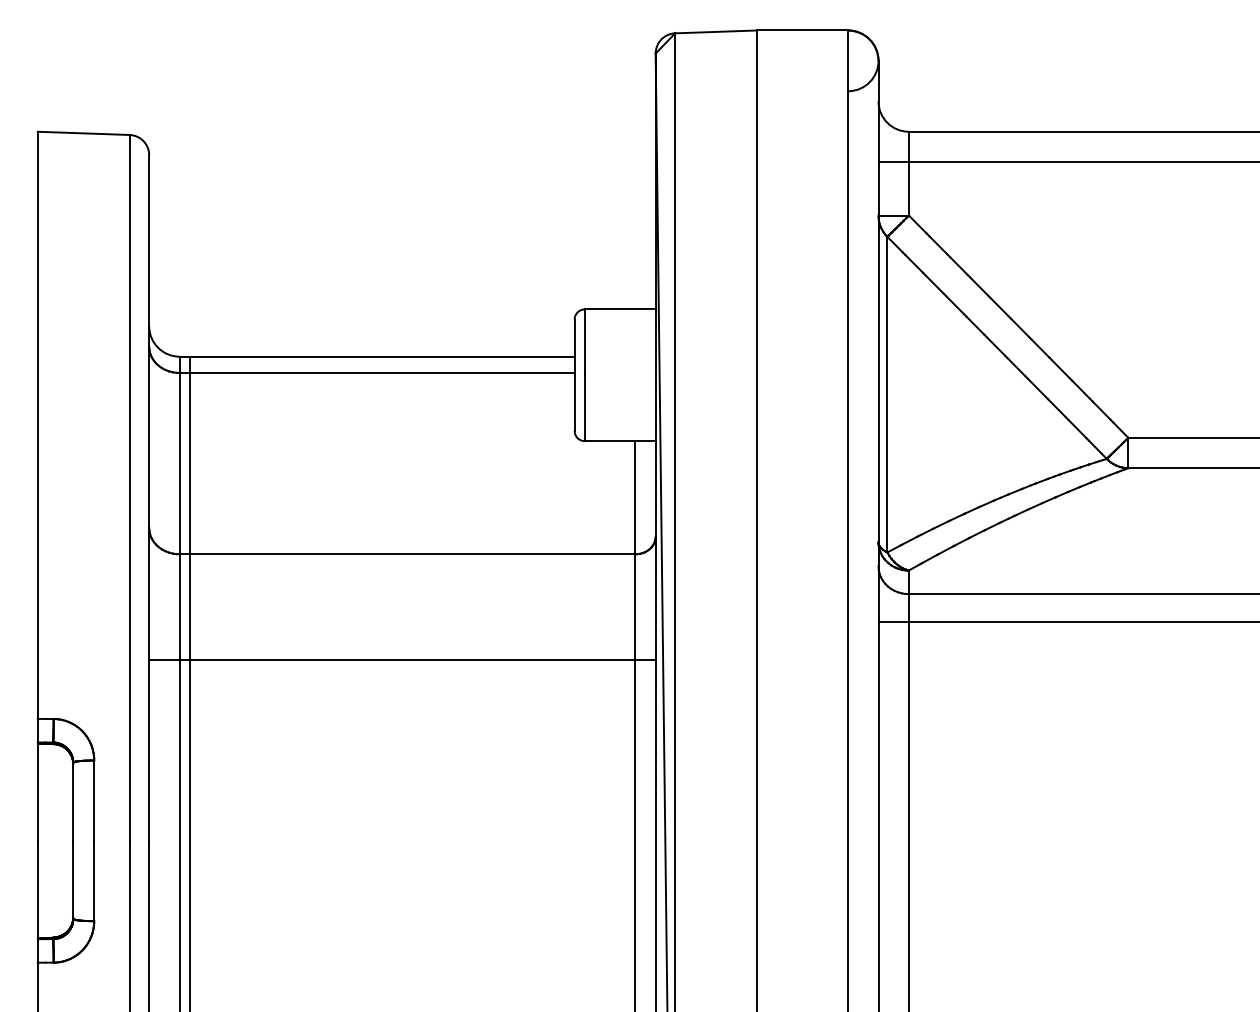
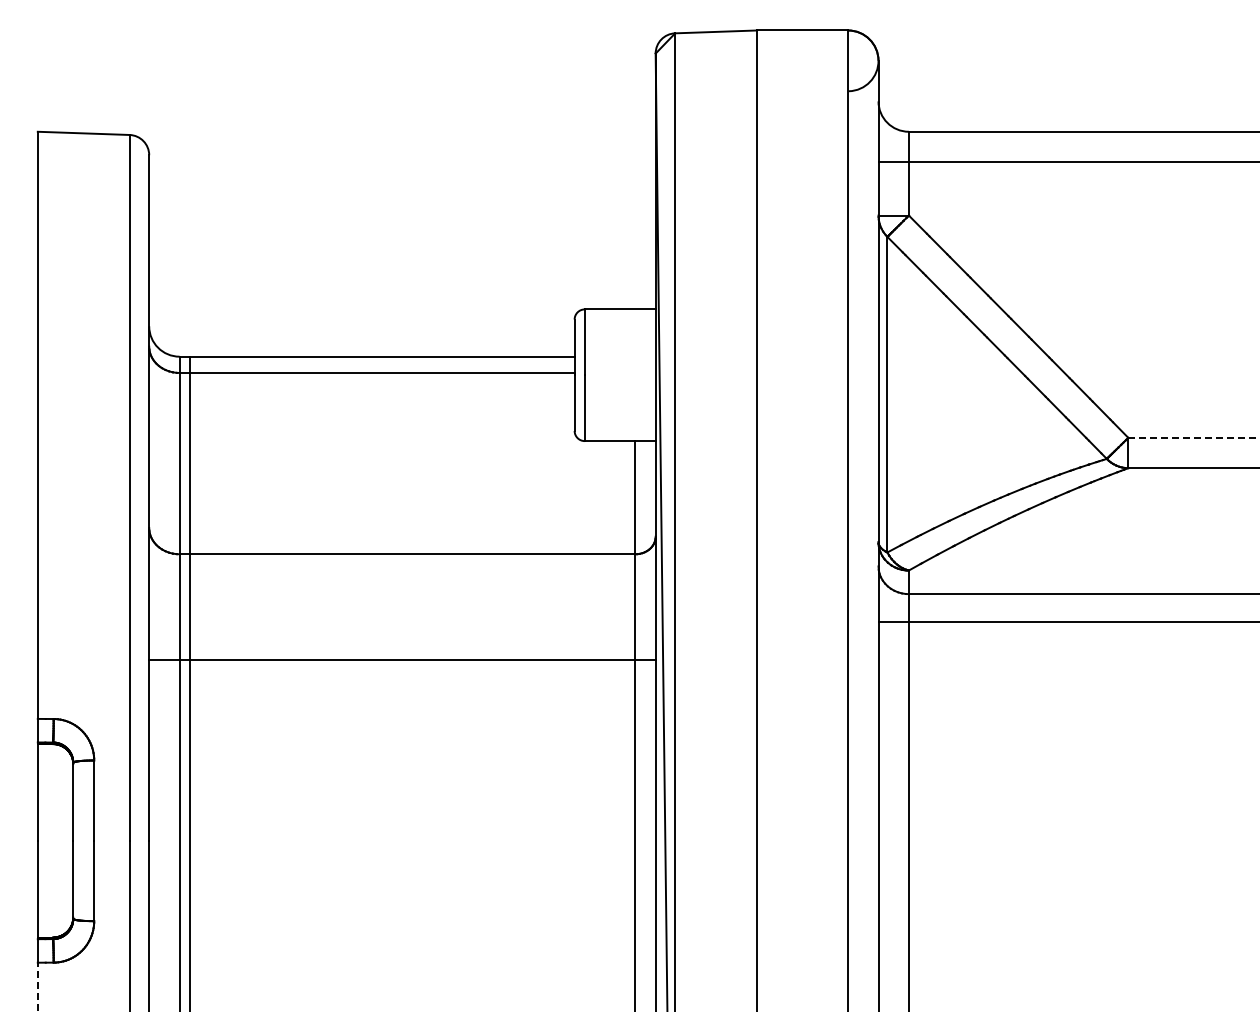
line: solid -> dashed (1194, 437)
line: solid -> dashed (37, 986)
